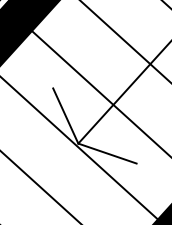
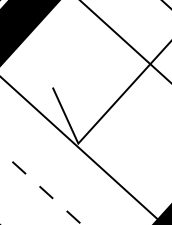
line: present -> none (99, 93)
line: present -> none (107, 153)
line: solid -> dashed (41, 187)
